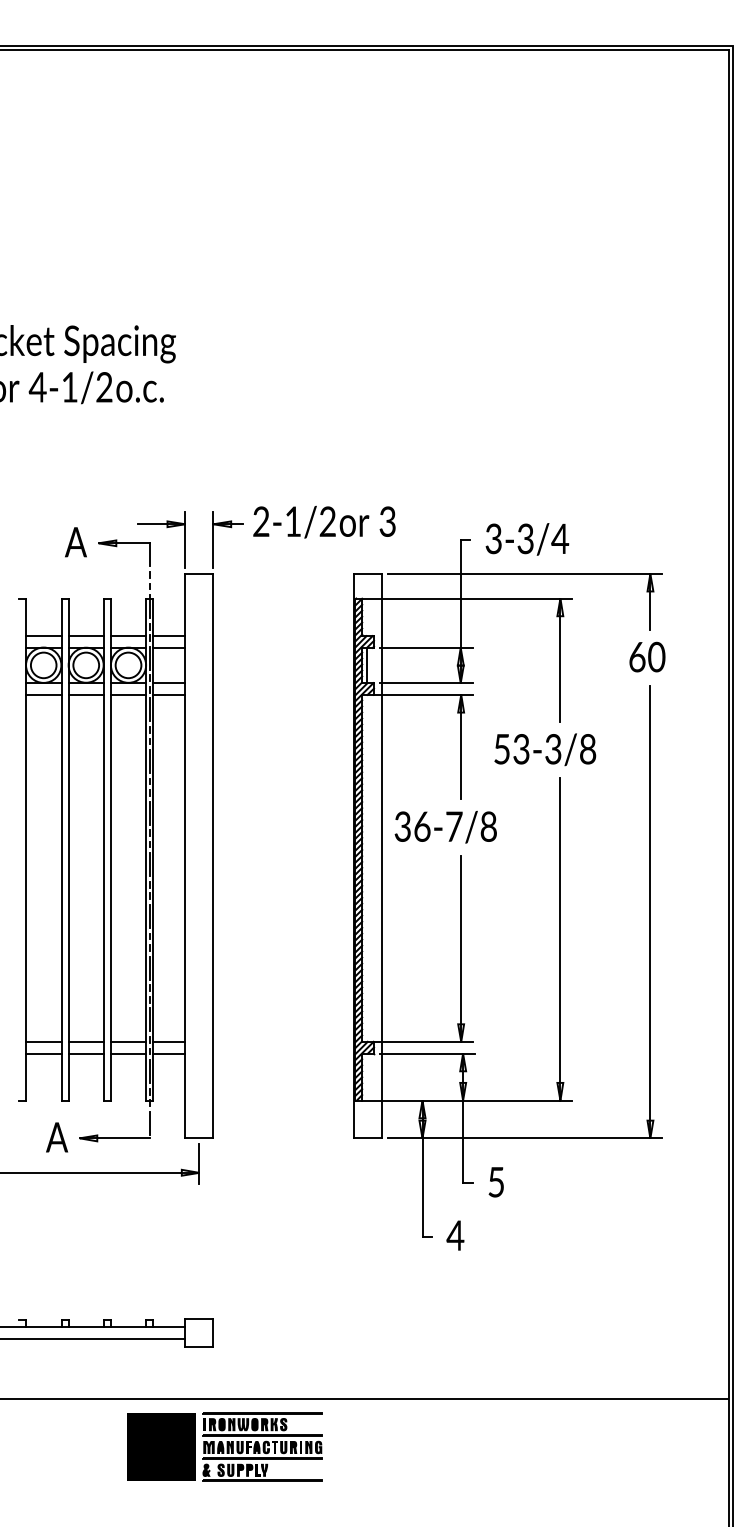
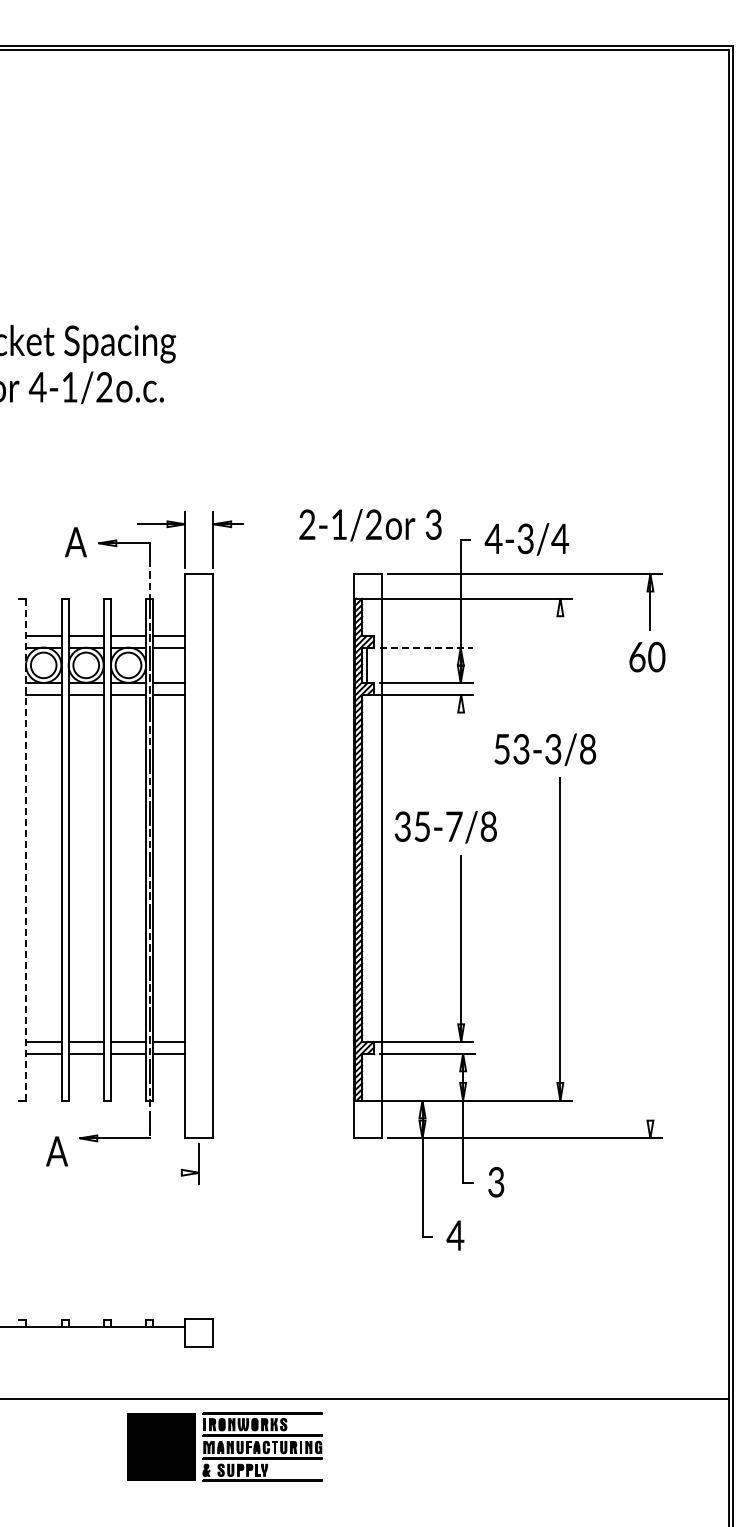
text position: (324, 521) -> (370, 524) (370, 524)
text: 3-3/4 -> 4-3/4 (493, 538)
line: solid -> dashed (426, 647)
line: present -> none (560, 660)
line: present -> none (461, 746)
text: 36-7/8 -> 35-7/8 (422, 826)
line: solid -> dashed (26, 849)
line: present -> none (650, 912)
text position: (57, 1137) -> (57, 1151) (57, 1151)
line: present -> none (100, 1172)
text: 5 -> 3 (496, 1182)
line: present -> none (93, 1338)
